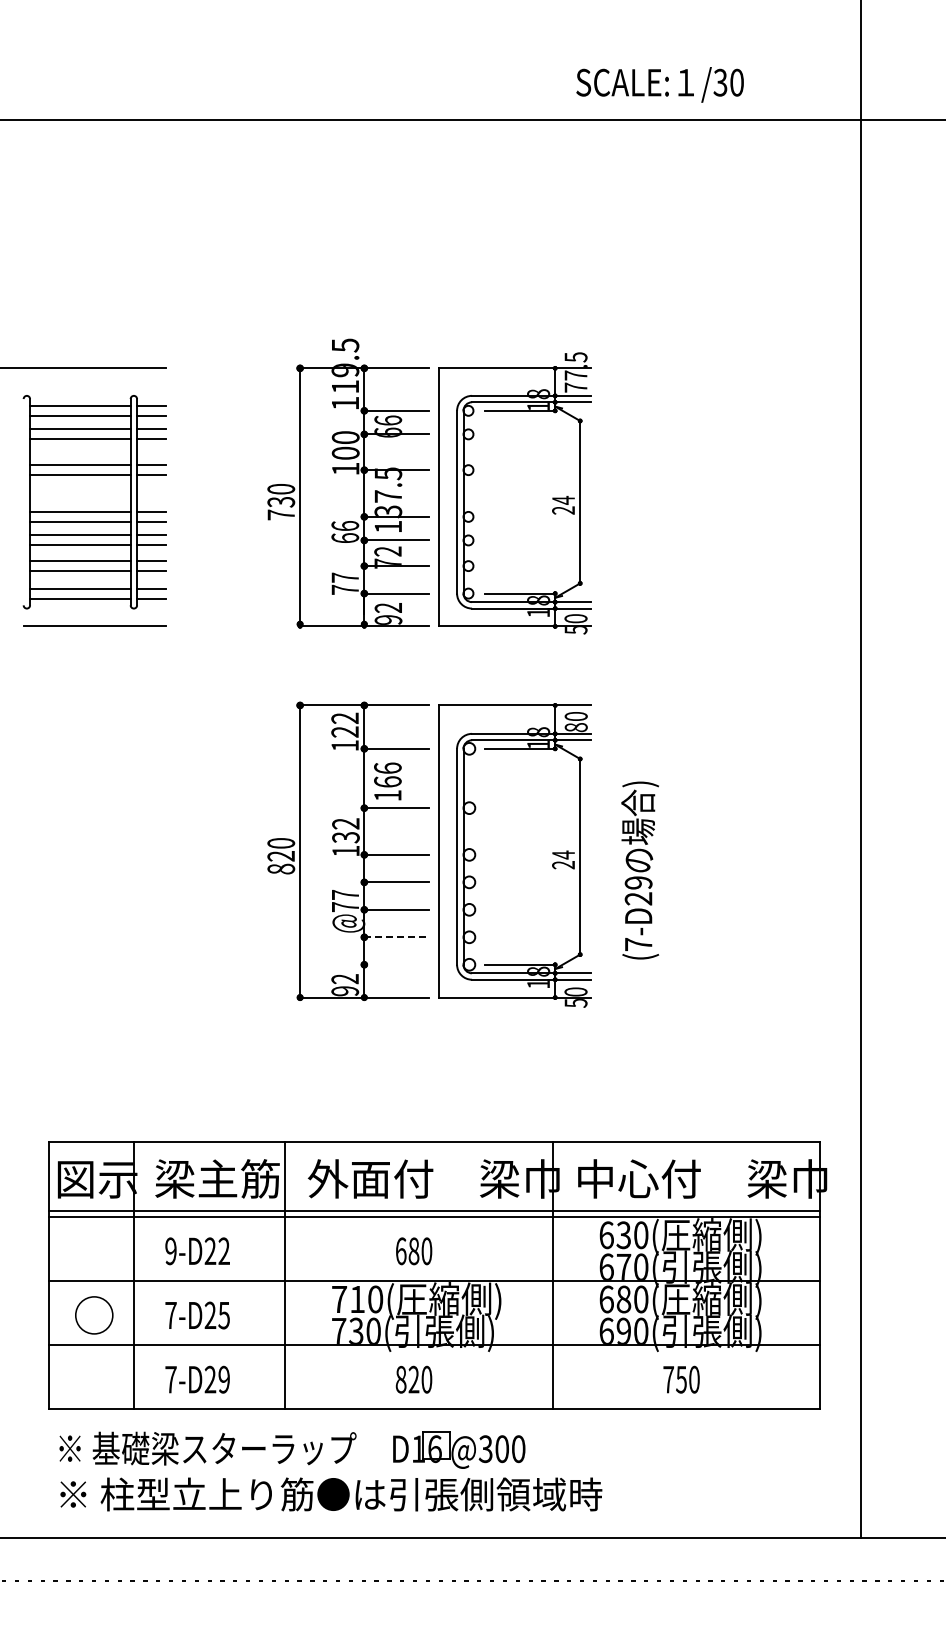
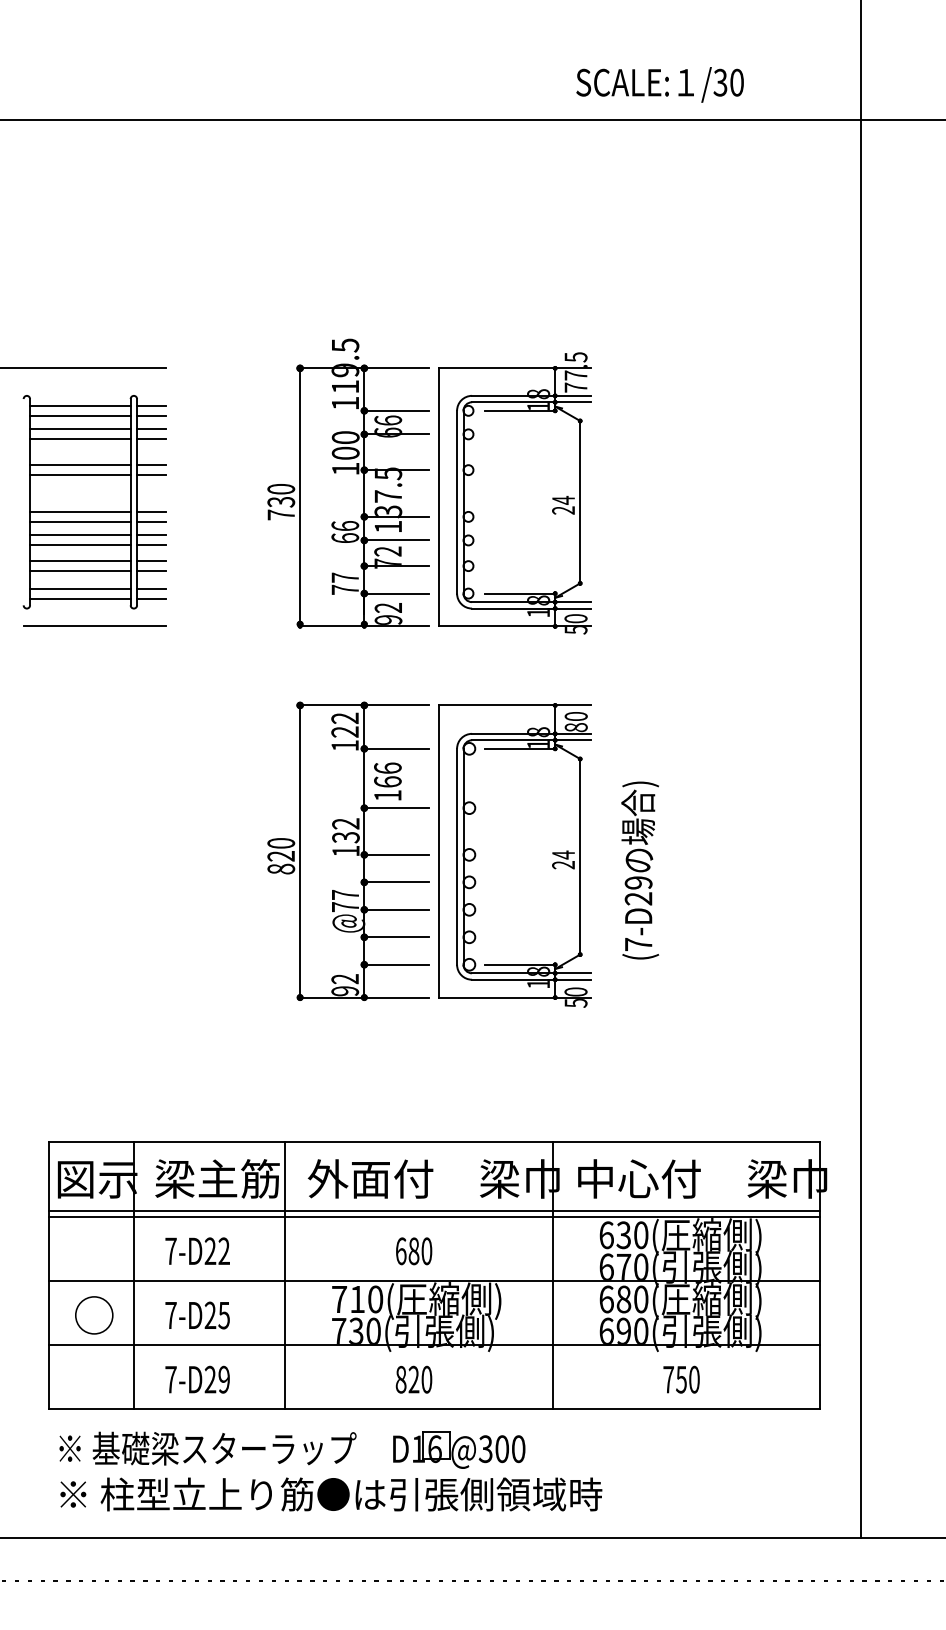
line: dashed -> solid (396, 937)
line: none -> present (396, 964)
text: 9-D22 -> 7-D22 (170, 1251)
